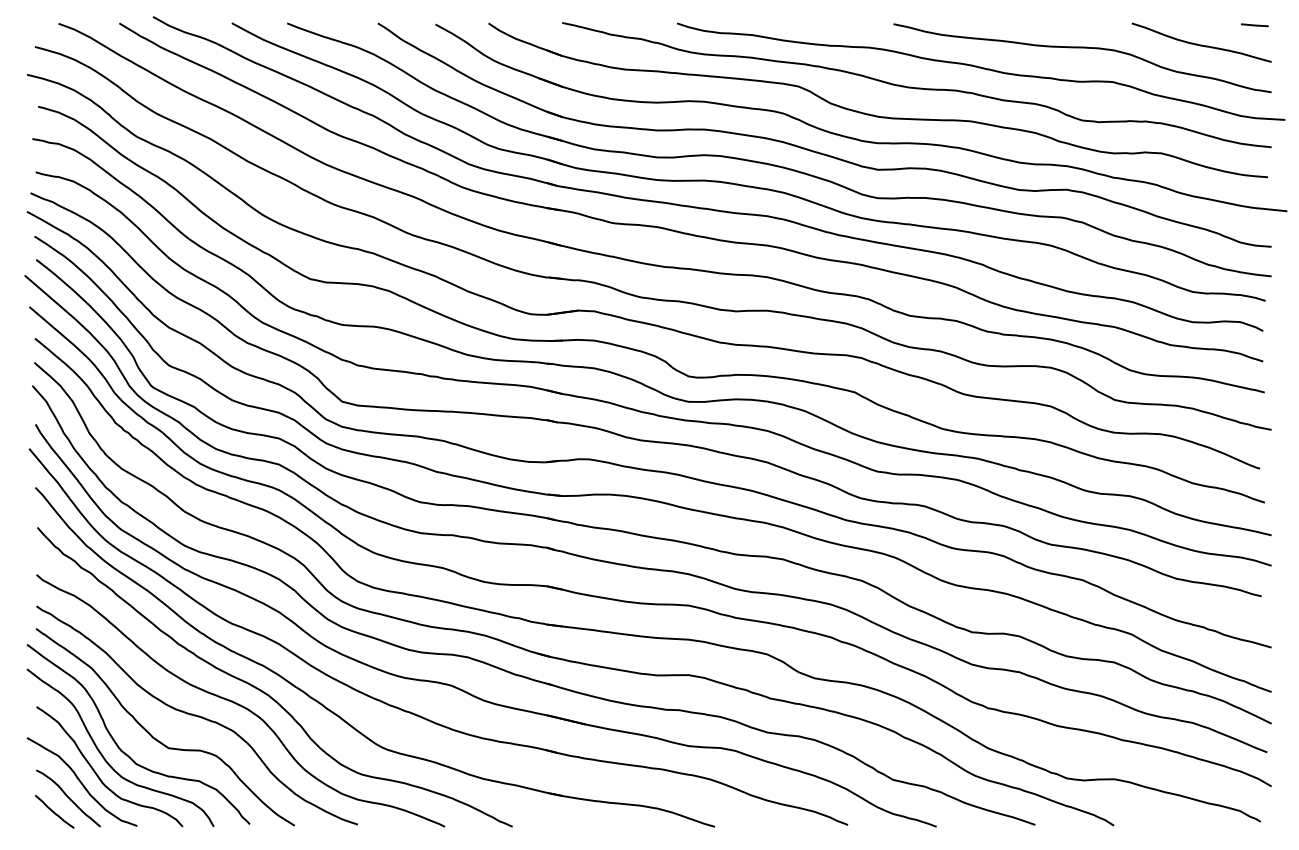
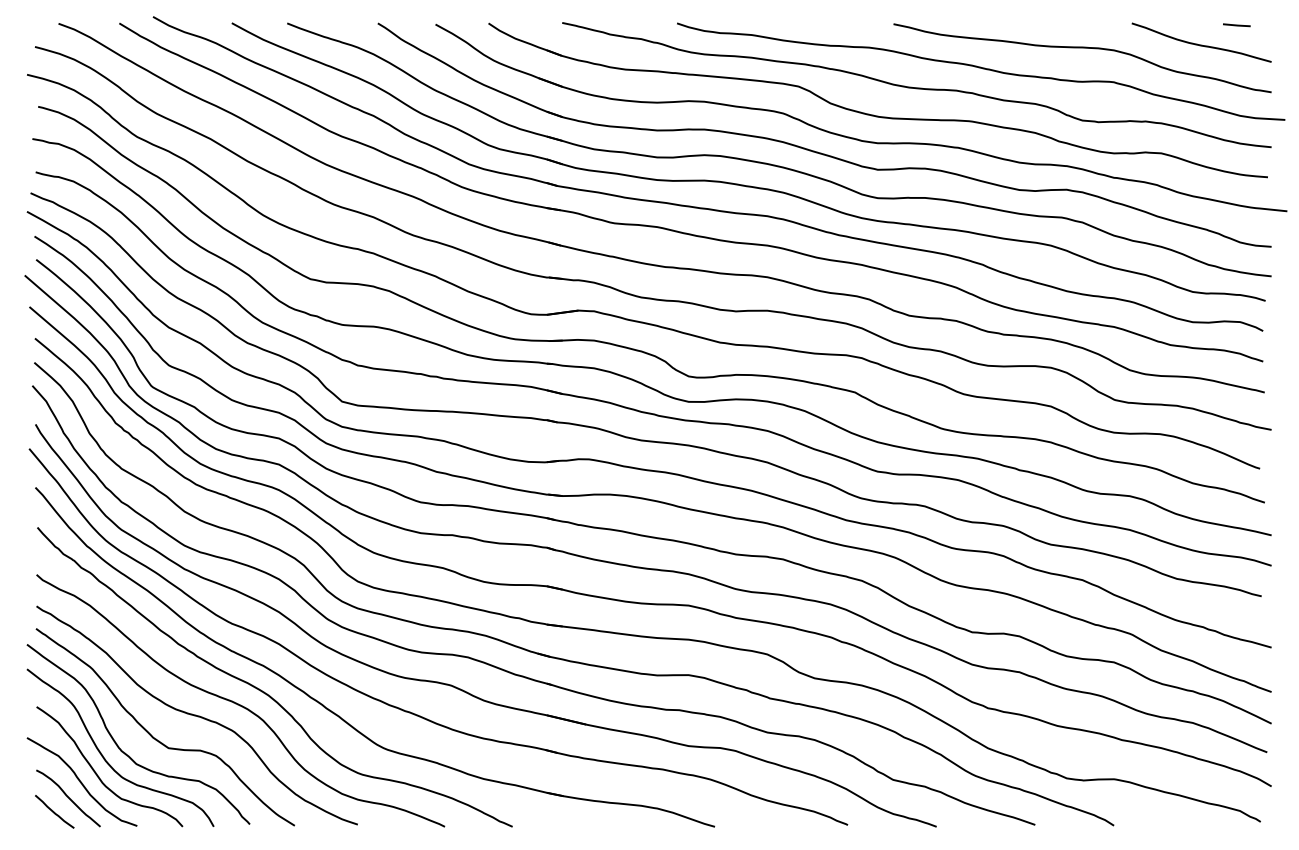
line position: (1254, 25) -> (1236, 25) (1236, 25)
